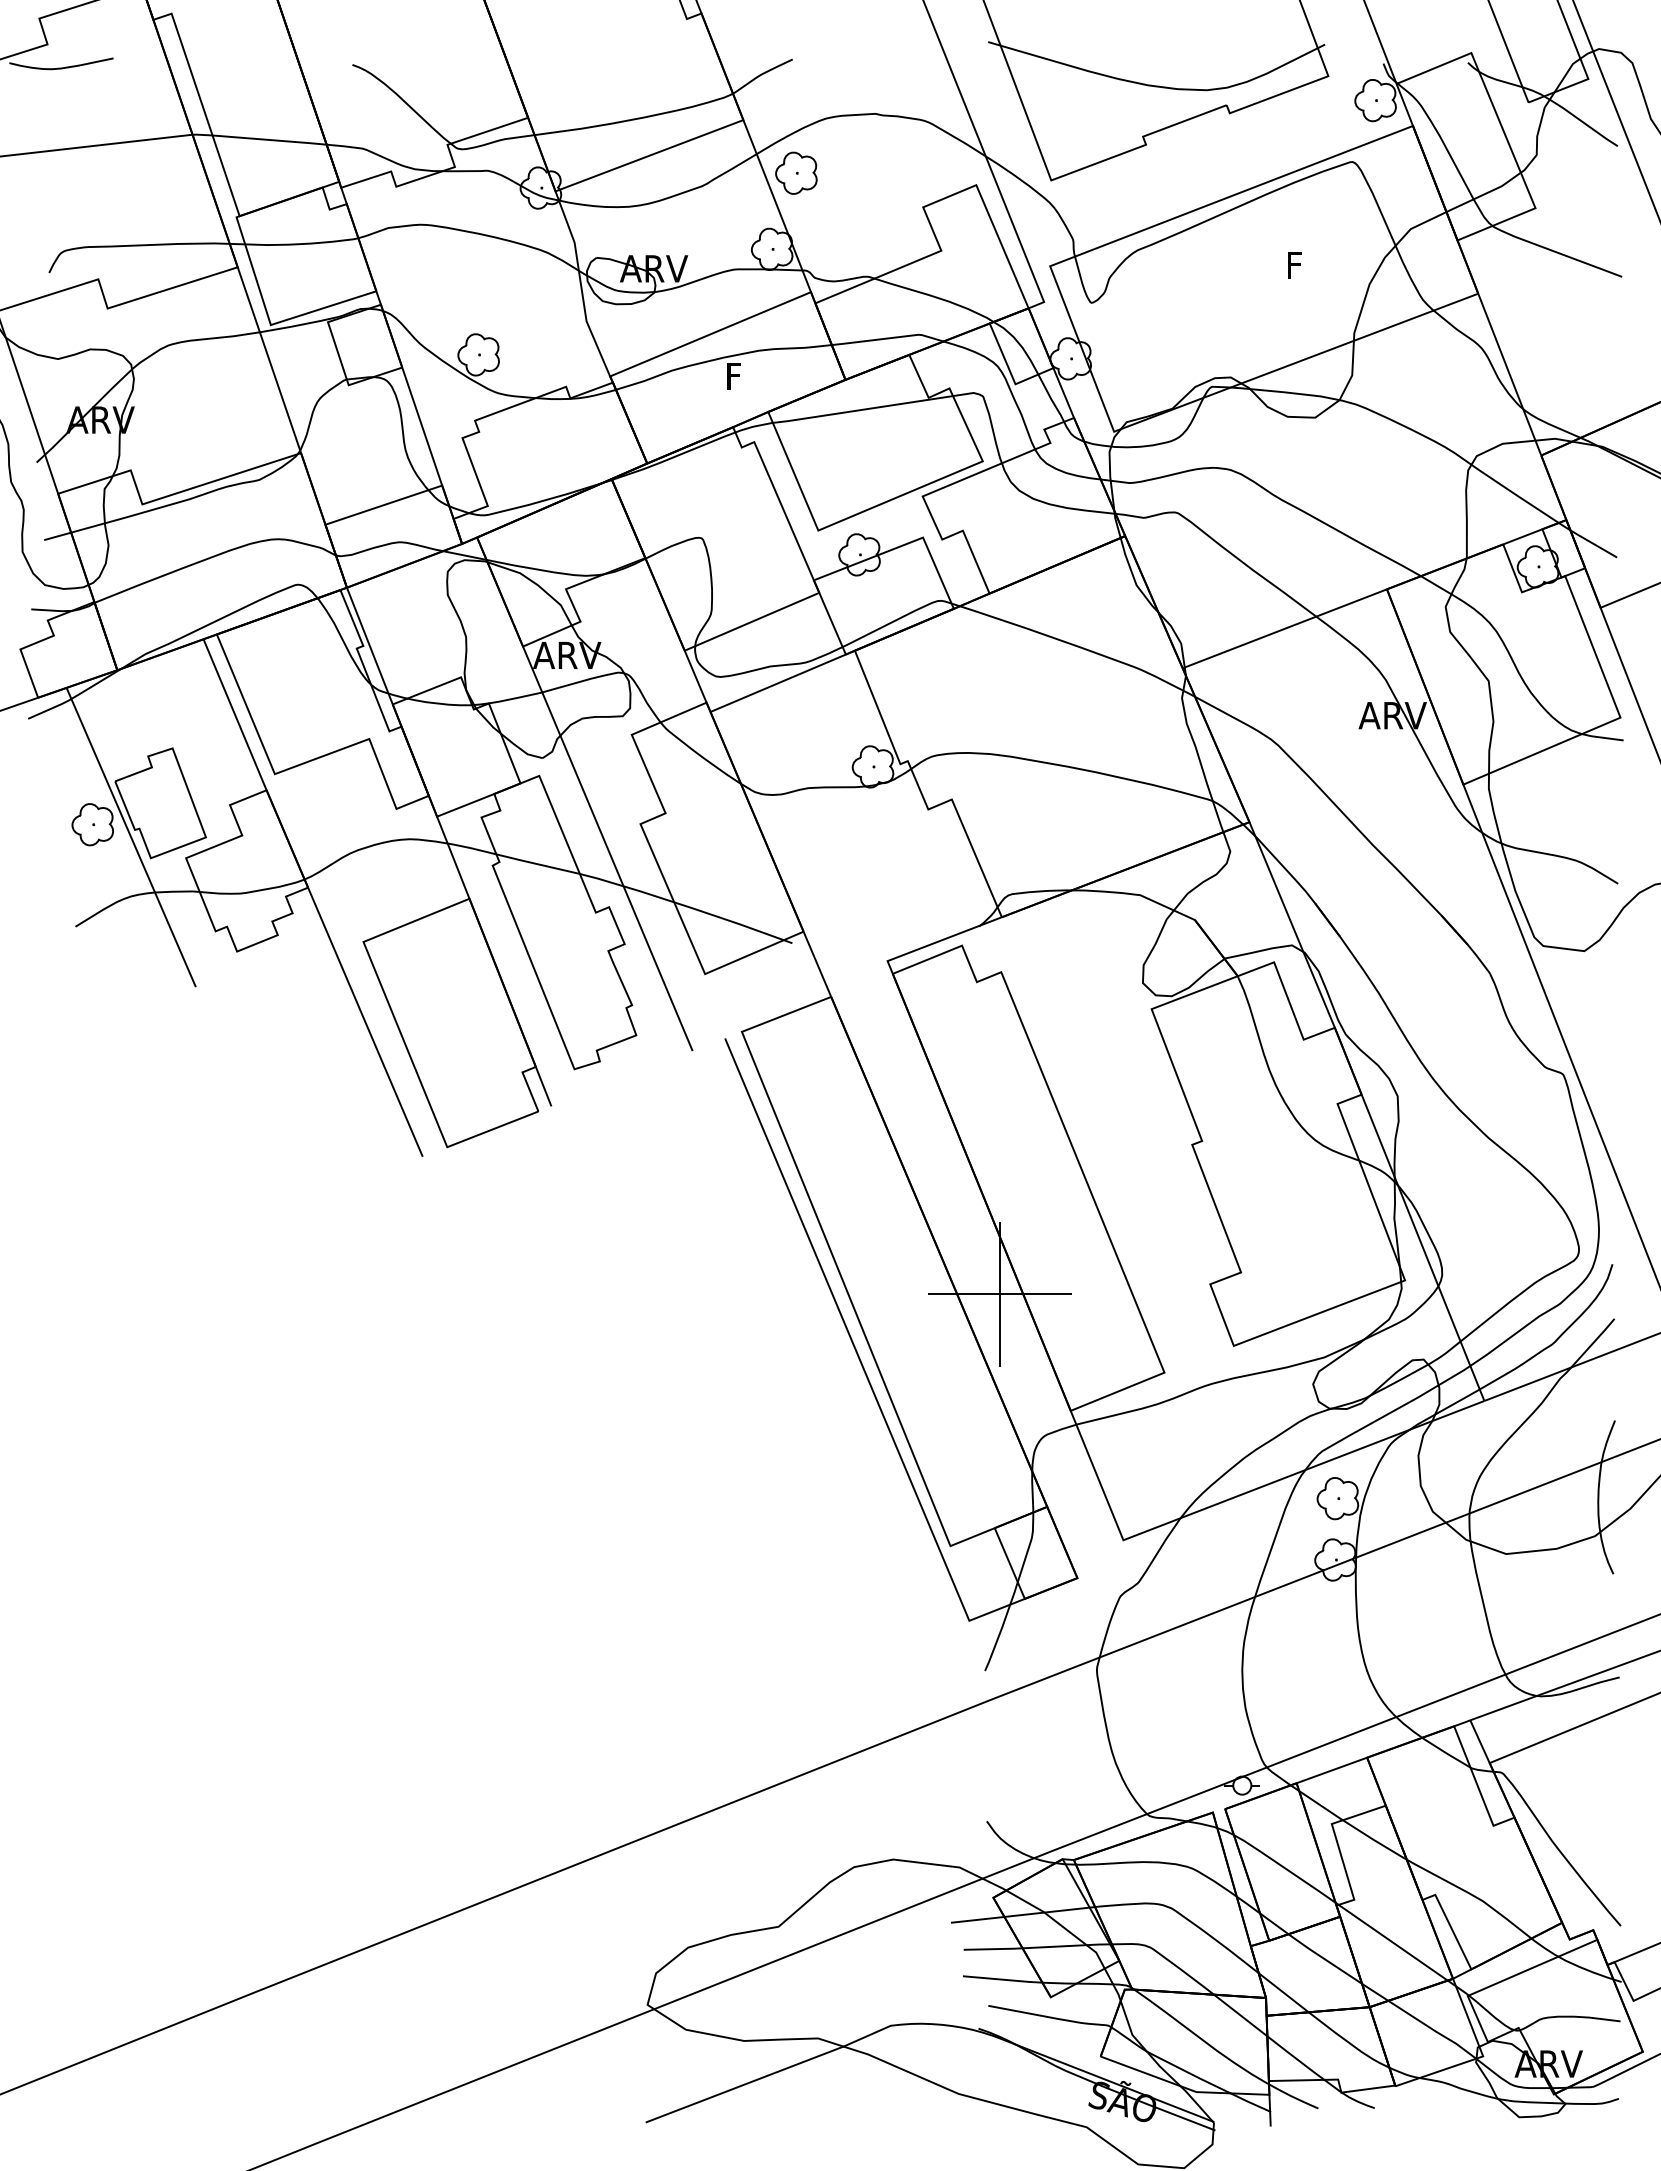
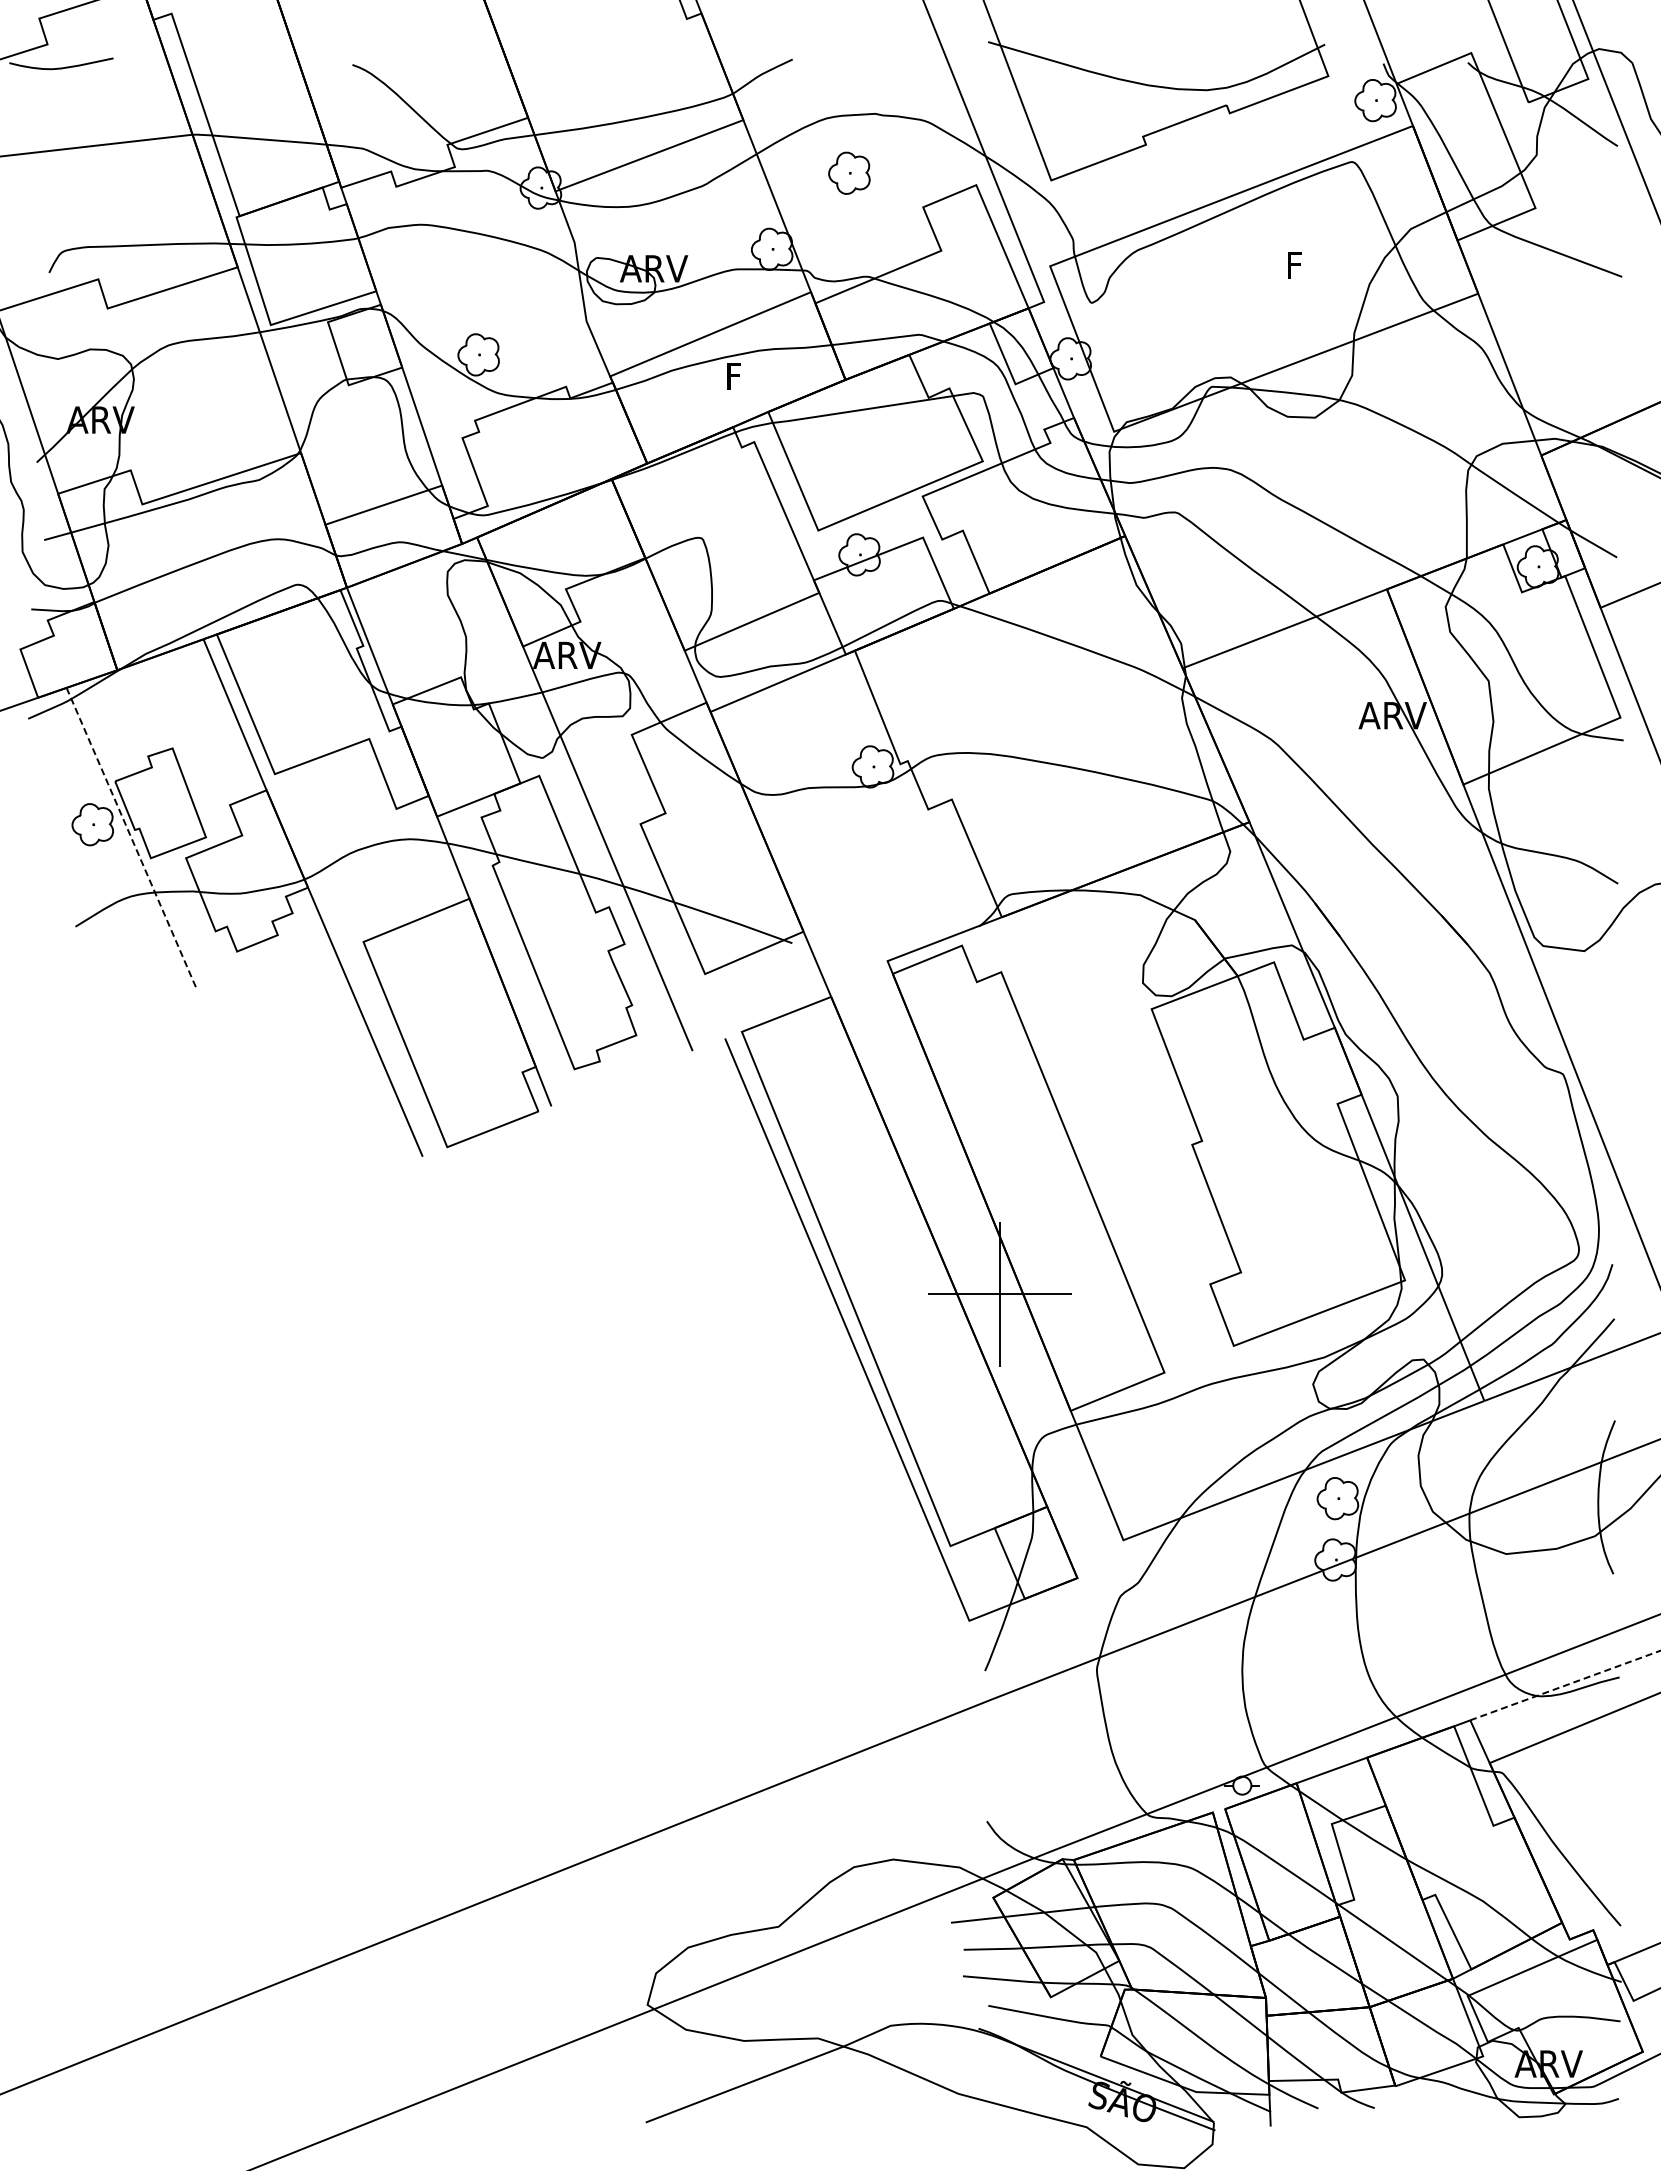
part position: (796, 172) -> (849, 172) (849, 172)
line: solid -> dashed (131, 837)
line: solid -> dashed (1565, 1685)
